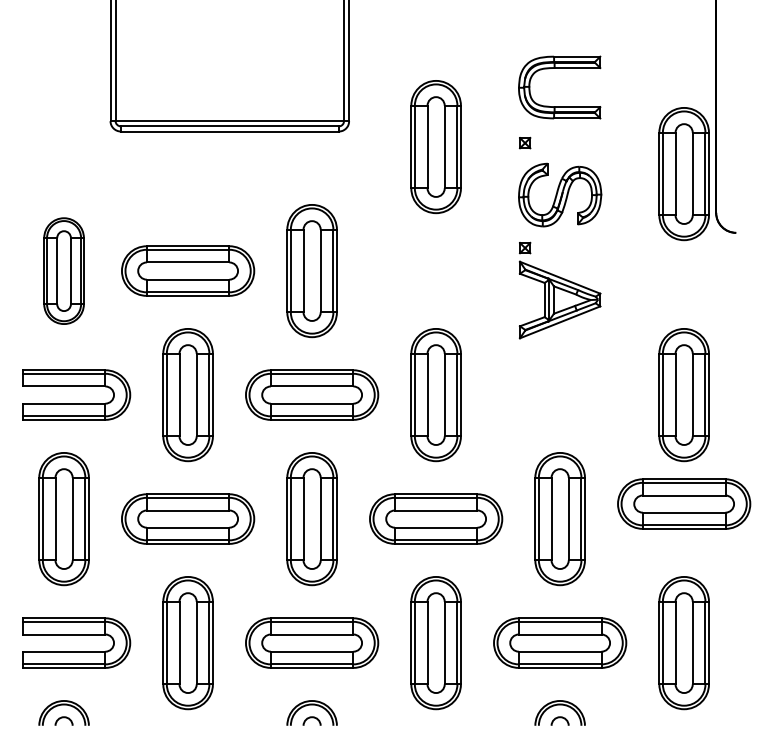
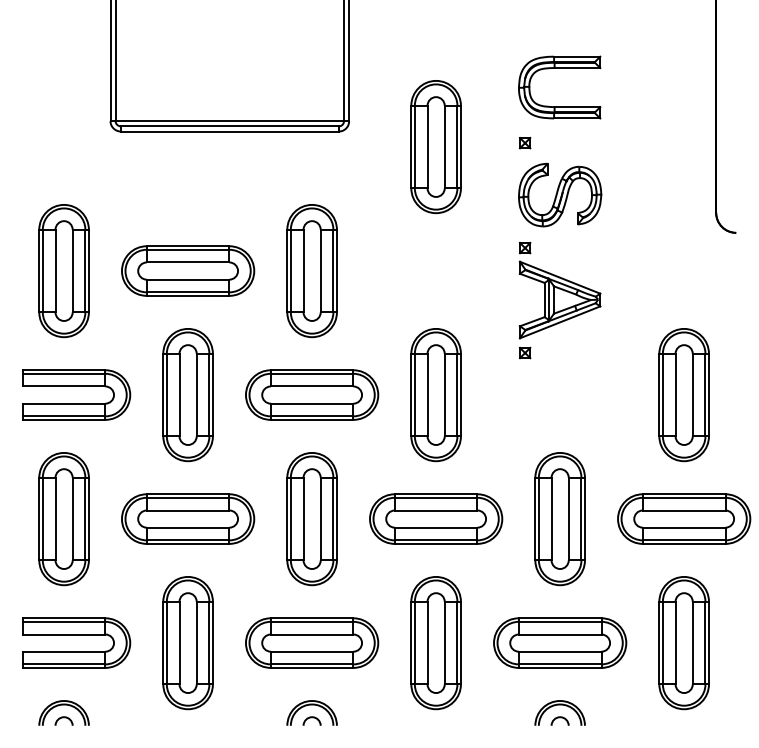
part: present -> none (683, 174)
part size: 42x108 px -> 52x135 px (63, 271)
part: none -> present (525, 352)
part position: (684, 503) -> (684, 518) (684, 518)
